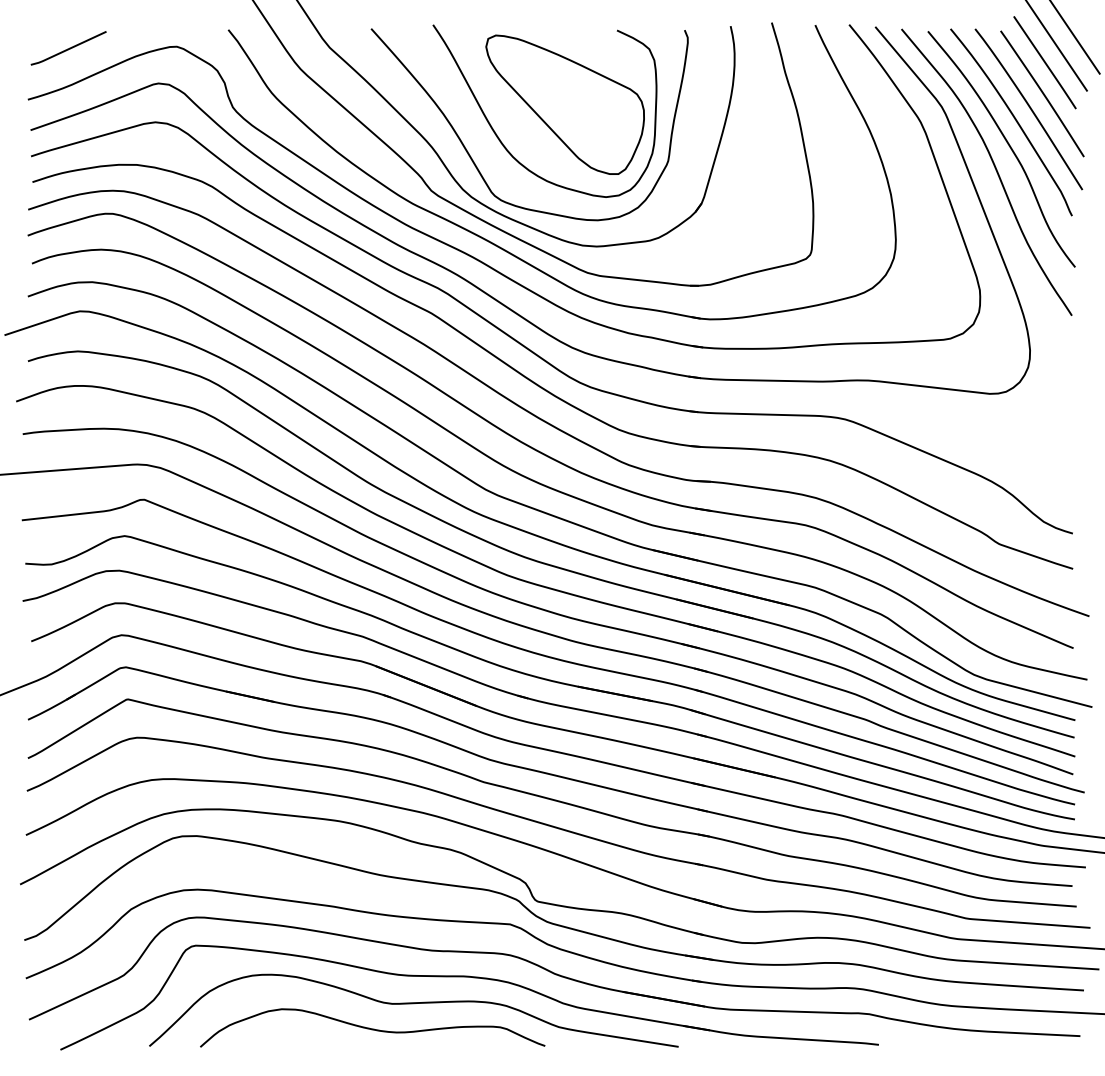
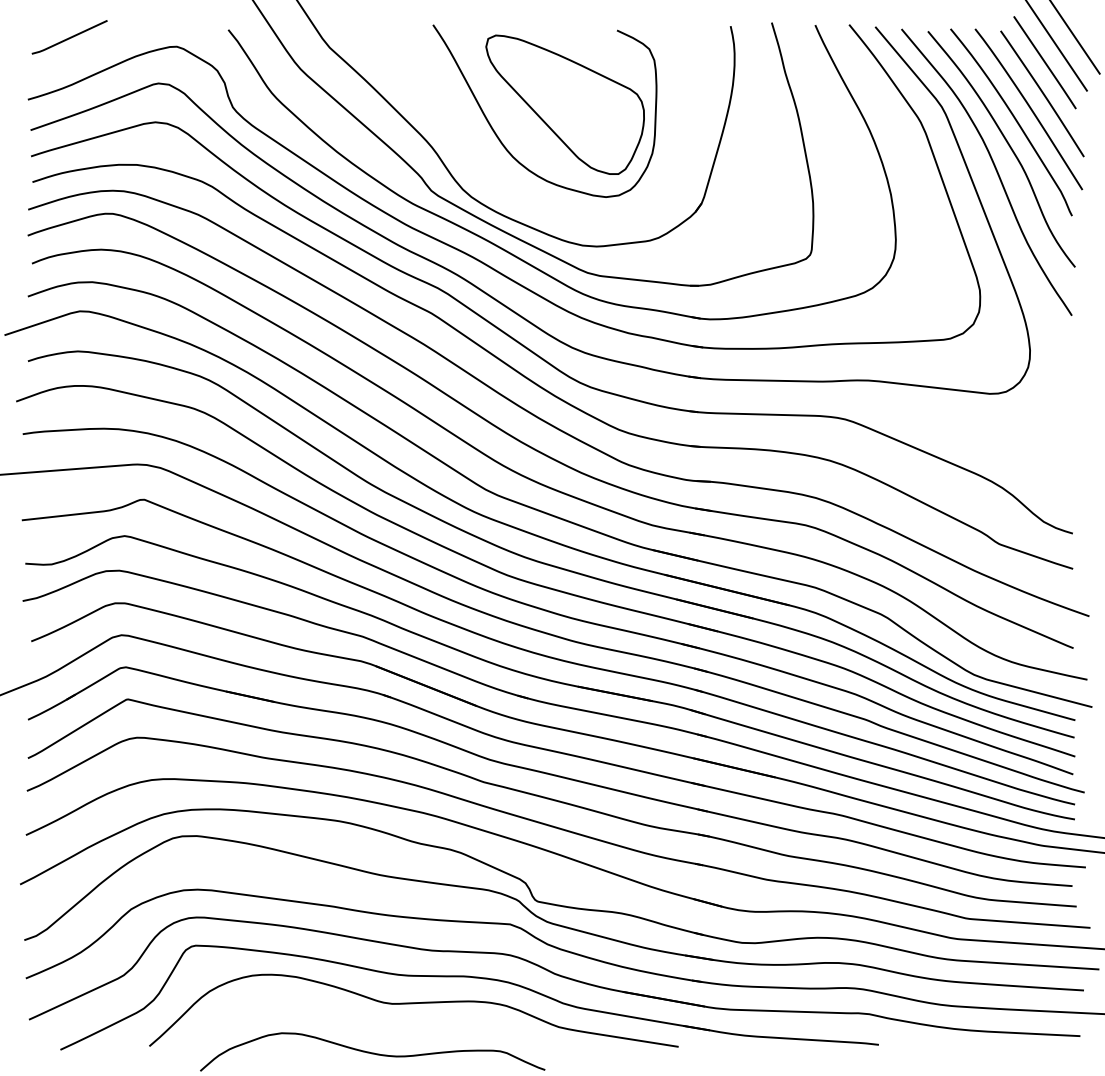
line position: (68, 48) -> (69, 37) (69, 37)
curve: present -> none (471, 156)
curve position: (372, 1028) -> (372, 1052) (372, 1052)
